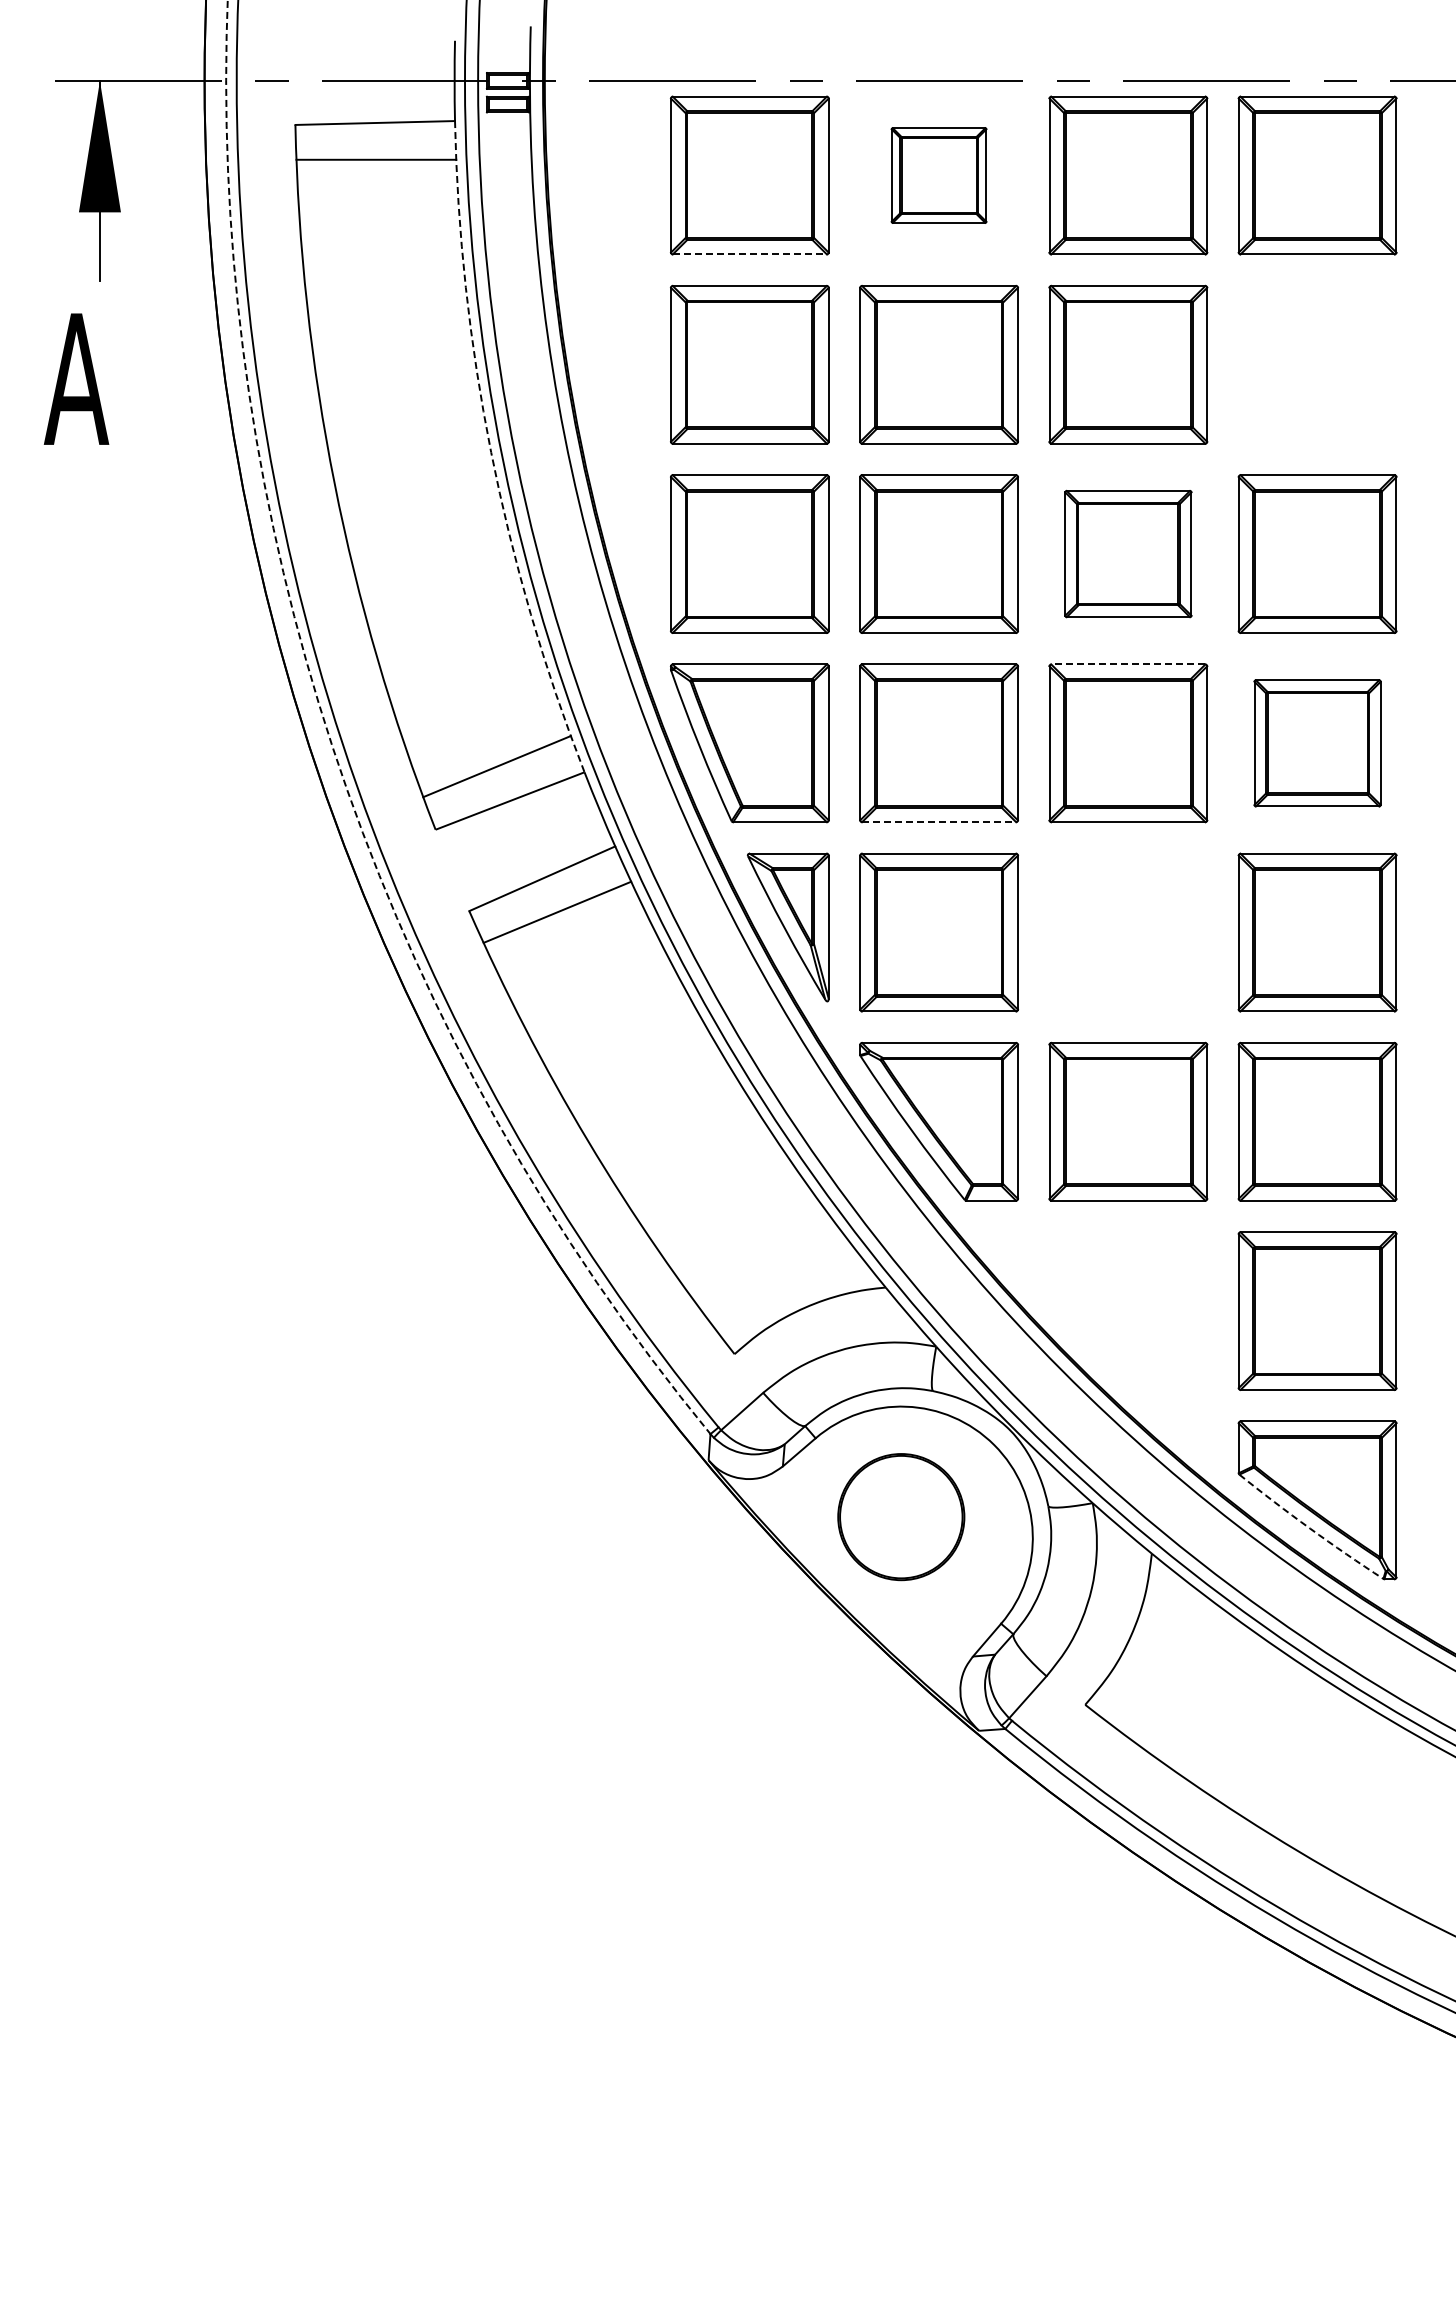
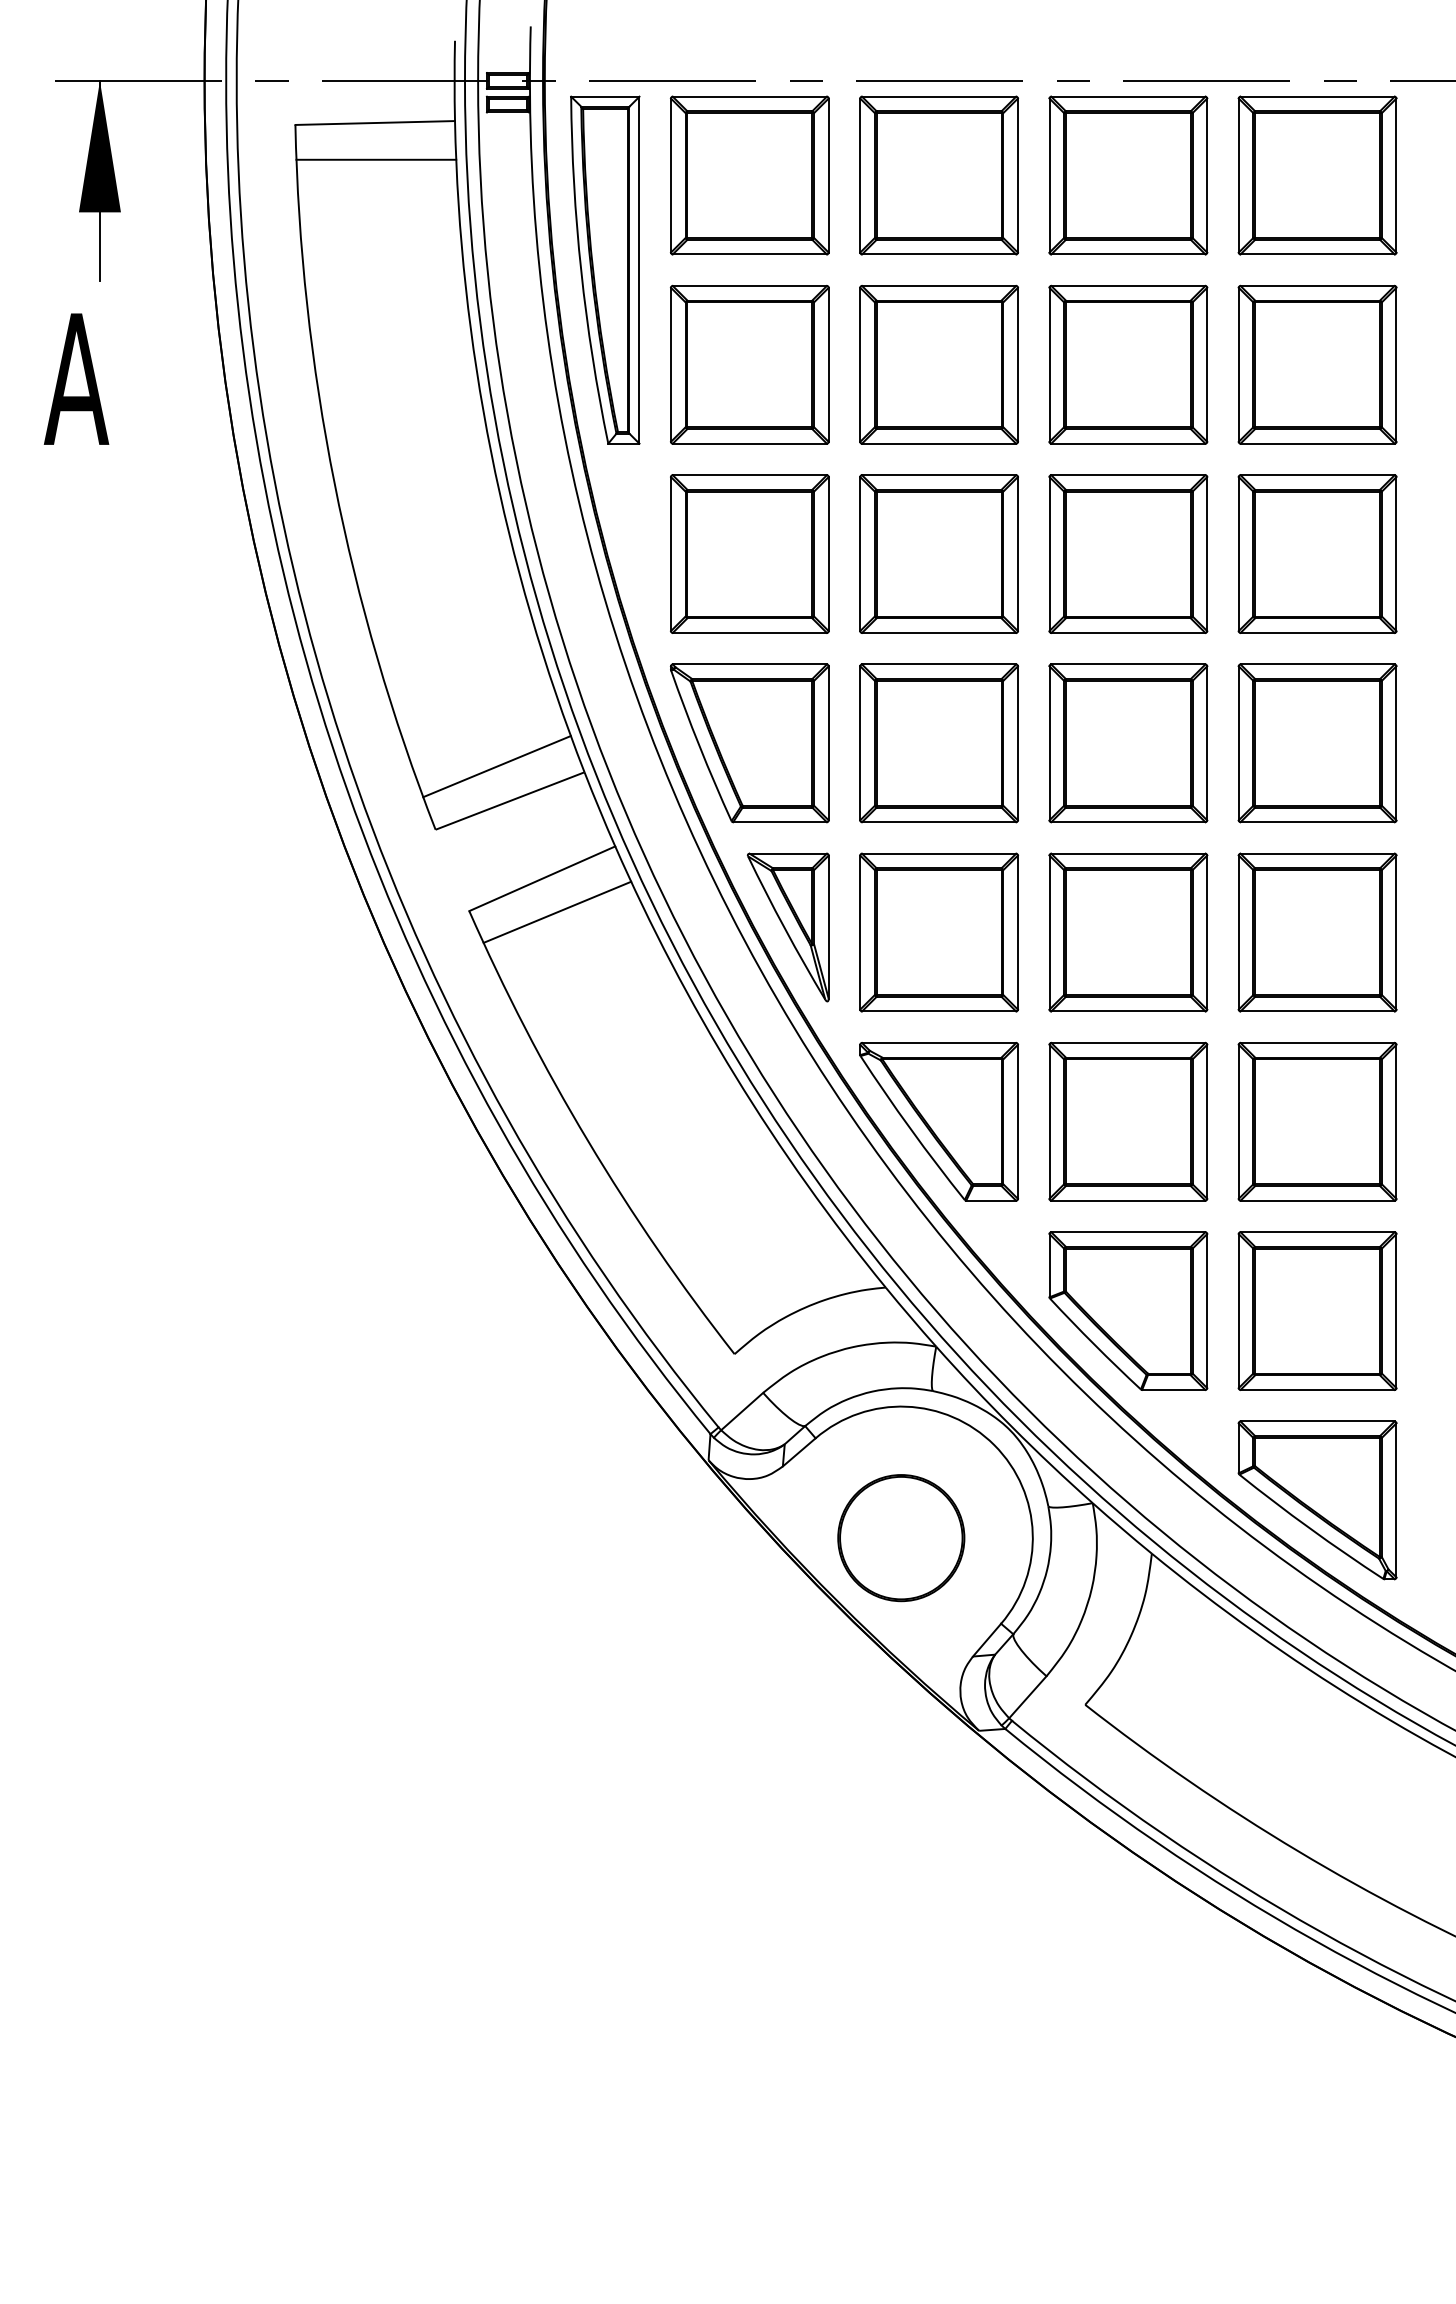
part size: 98x97 px -> 160x161 px (938, 175)
line: dashed -> solid (750, 254)
part: none -> present (605, 269)
part: none -> present (1317, 364)
arc: dashed -> solid (491, 452)
part size: 129x130 px -> 161x160 px (1128, 553)
line: dashed -> solid (1127, 664)
part size: 129x129 px -> 161x161 px (1317, 743)
arc: dashed -> solid (337, 760)
line: dashed -> solid (939, 822)
part: none -> present (1128, 932)
part: none -> present (1128, 1310)
part position: (901, 1517) -> (901, 1538) (901, 1538)
arc: dashed -> solid (1310, 1528)
